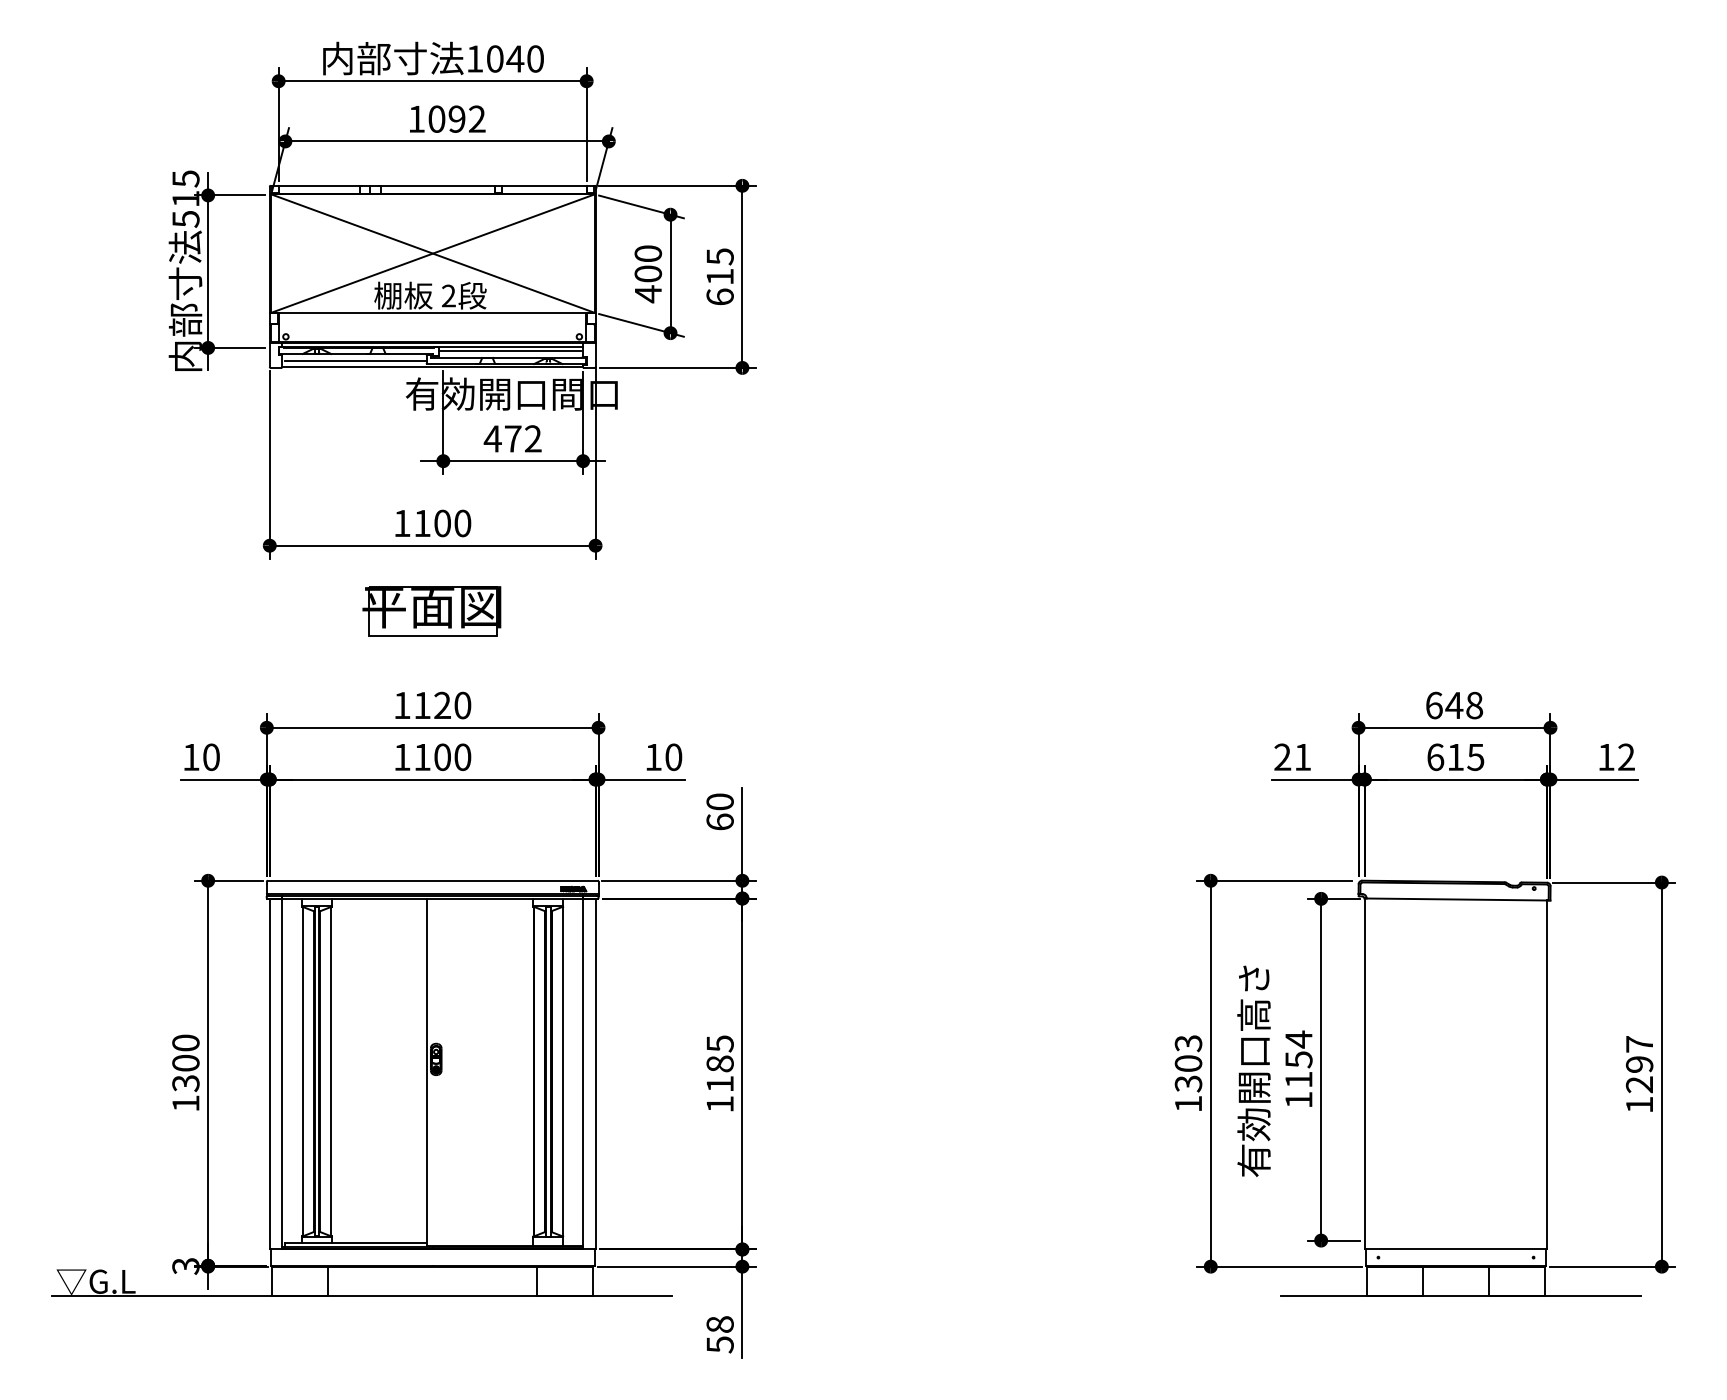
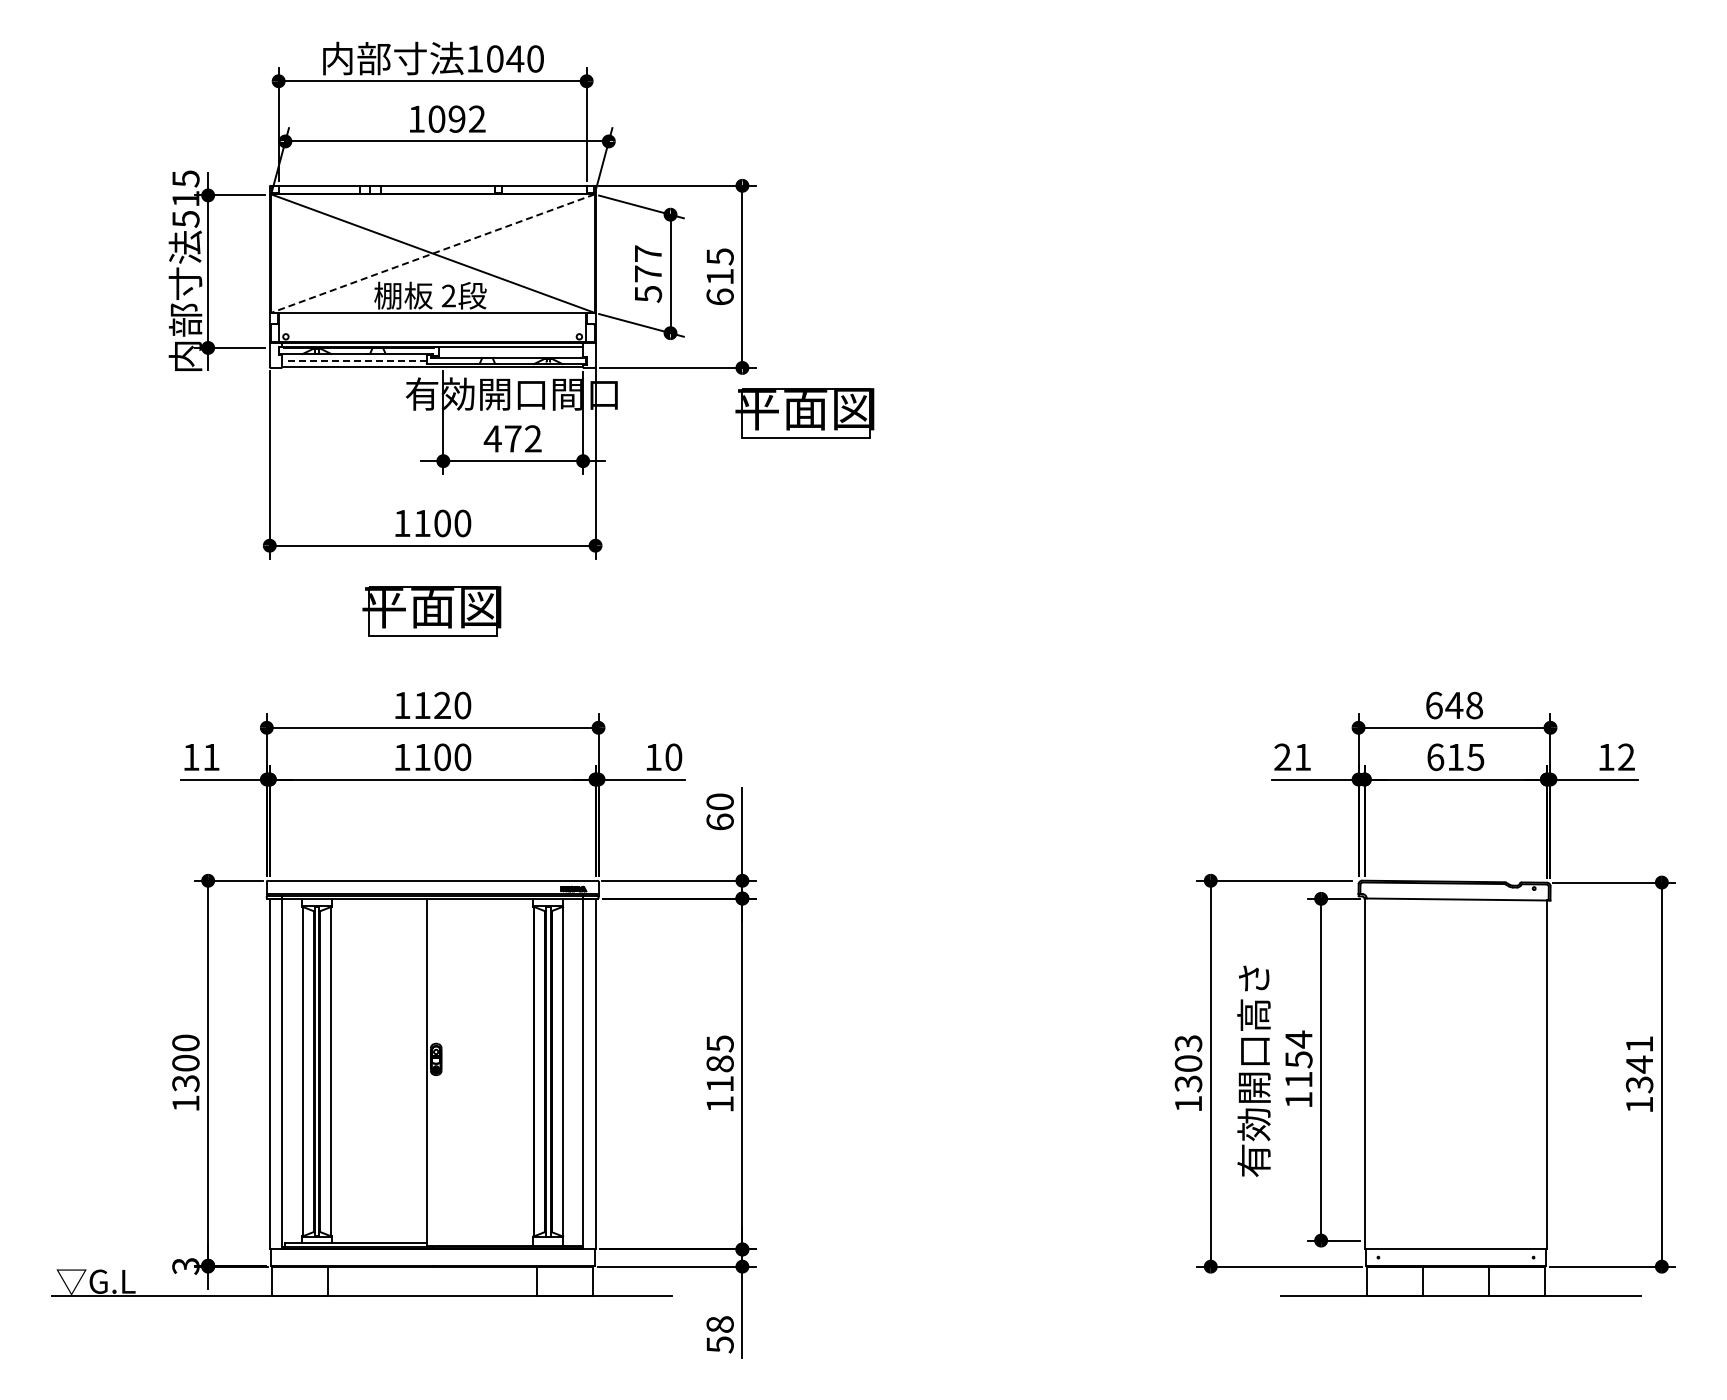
line: solid -> dashed (432, 253)
text: 400 -> 577 (648, 274)
line: present -> none (509, 350)
line: solid -> dashed (355, 360)
part: none -> present (804, 413)
text: 10 -> 11 (211, 757)
text: 1297 -> 1341 (1639, 1064)
